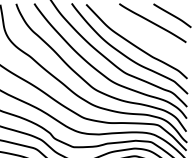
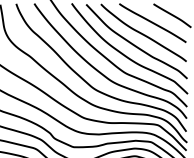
curve: none -> present (143, 33)
